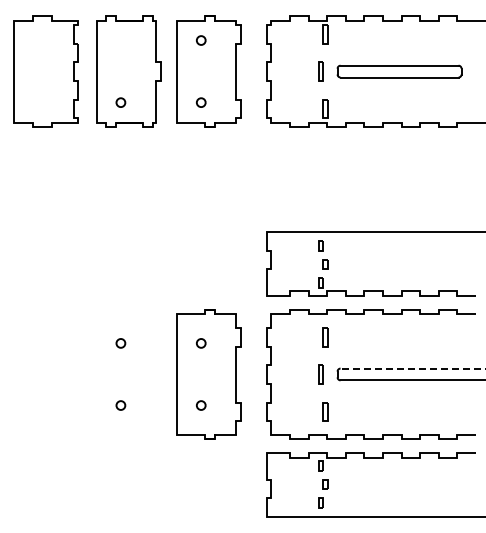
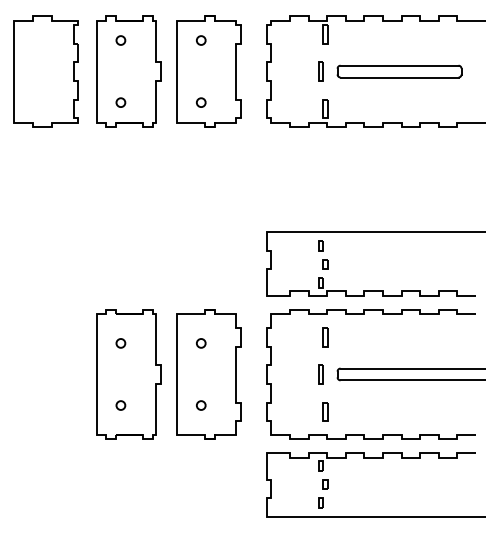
circle: none -> present (120, 40)
line: dashed -> solid (412, 368)
part: none -> present (128, 374)
